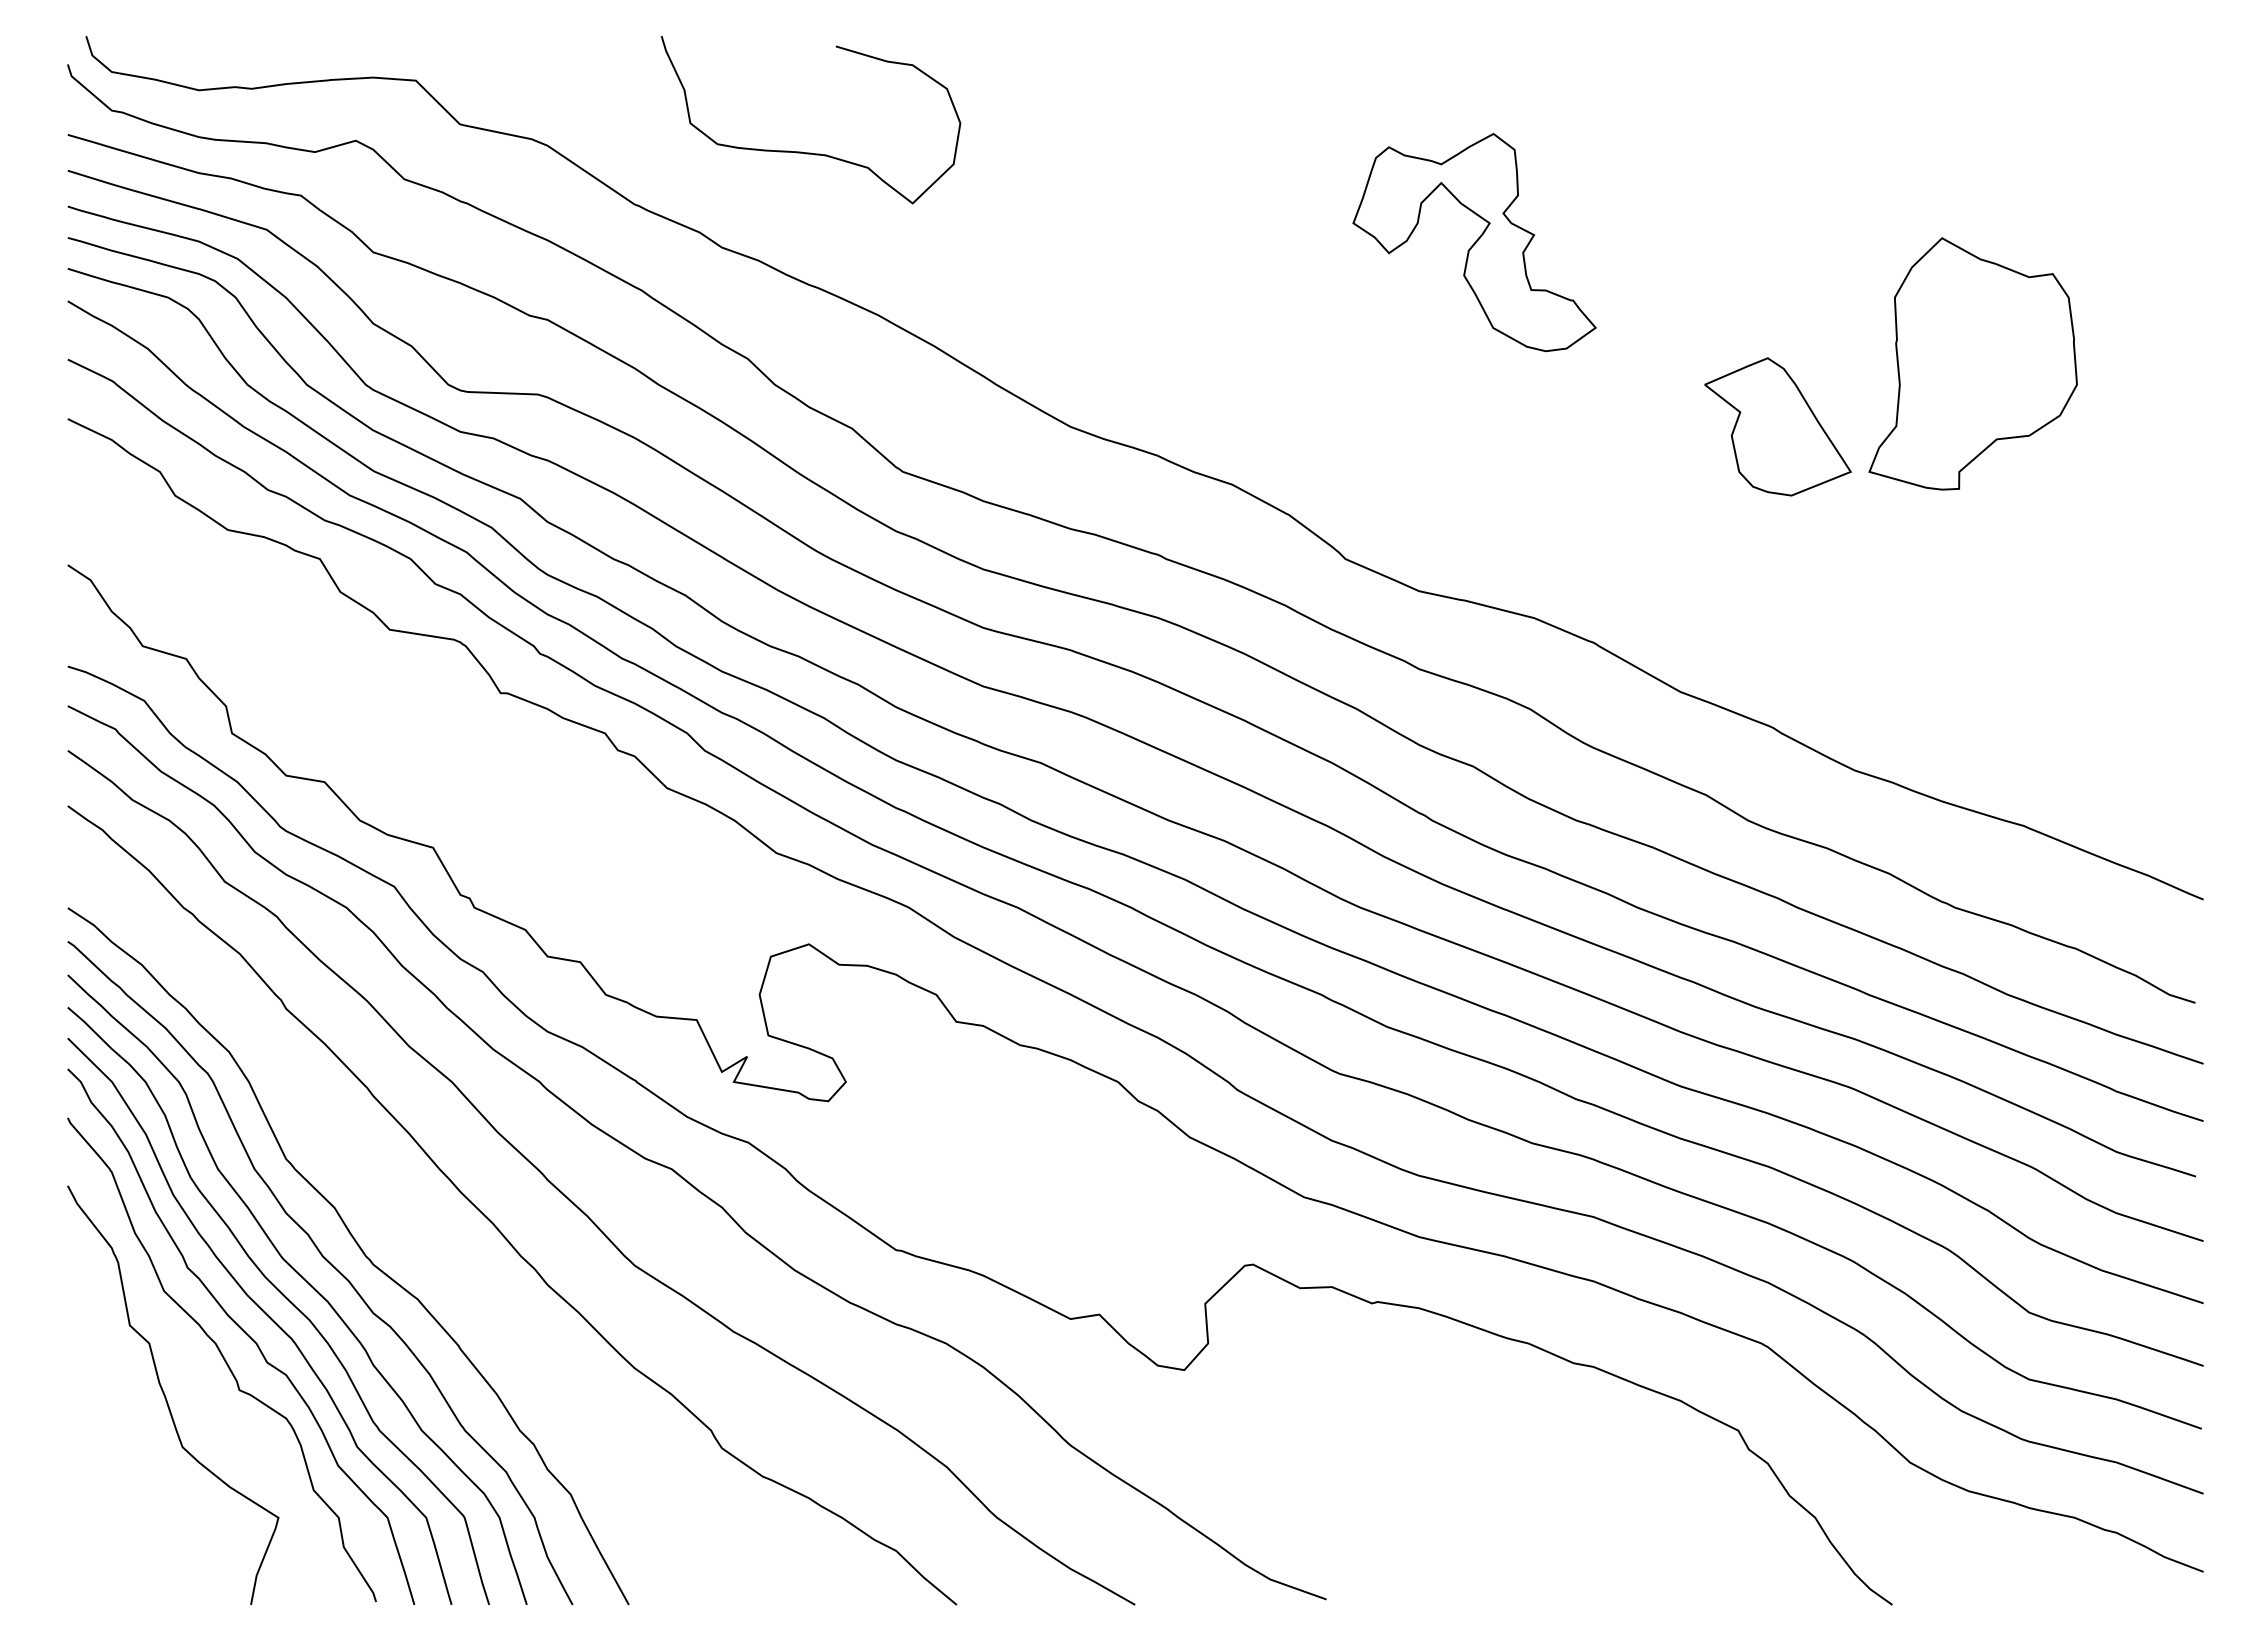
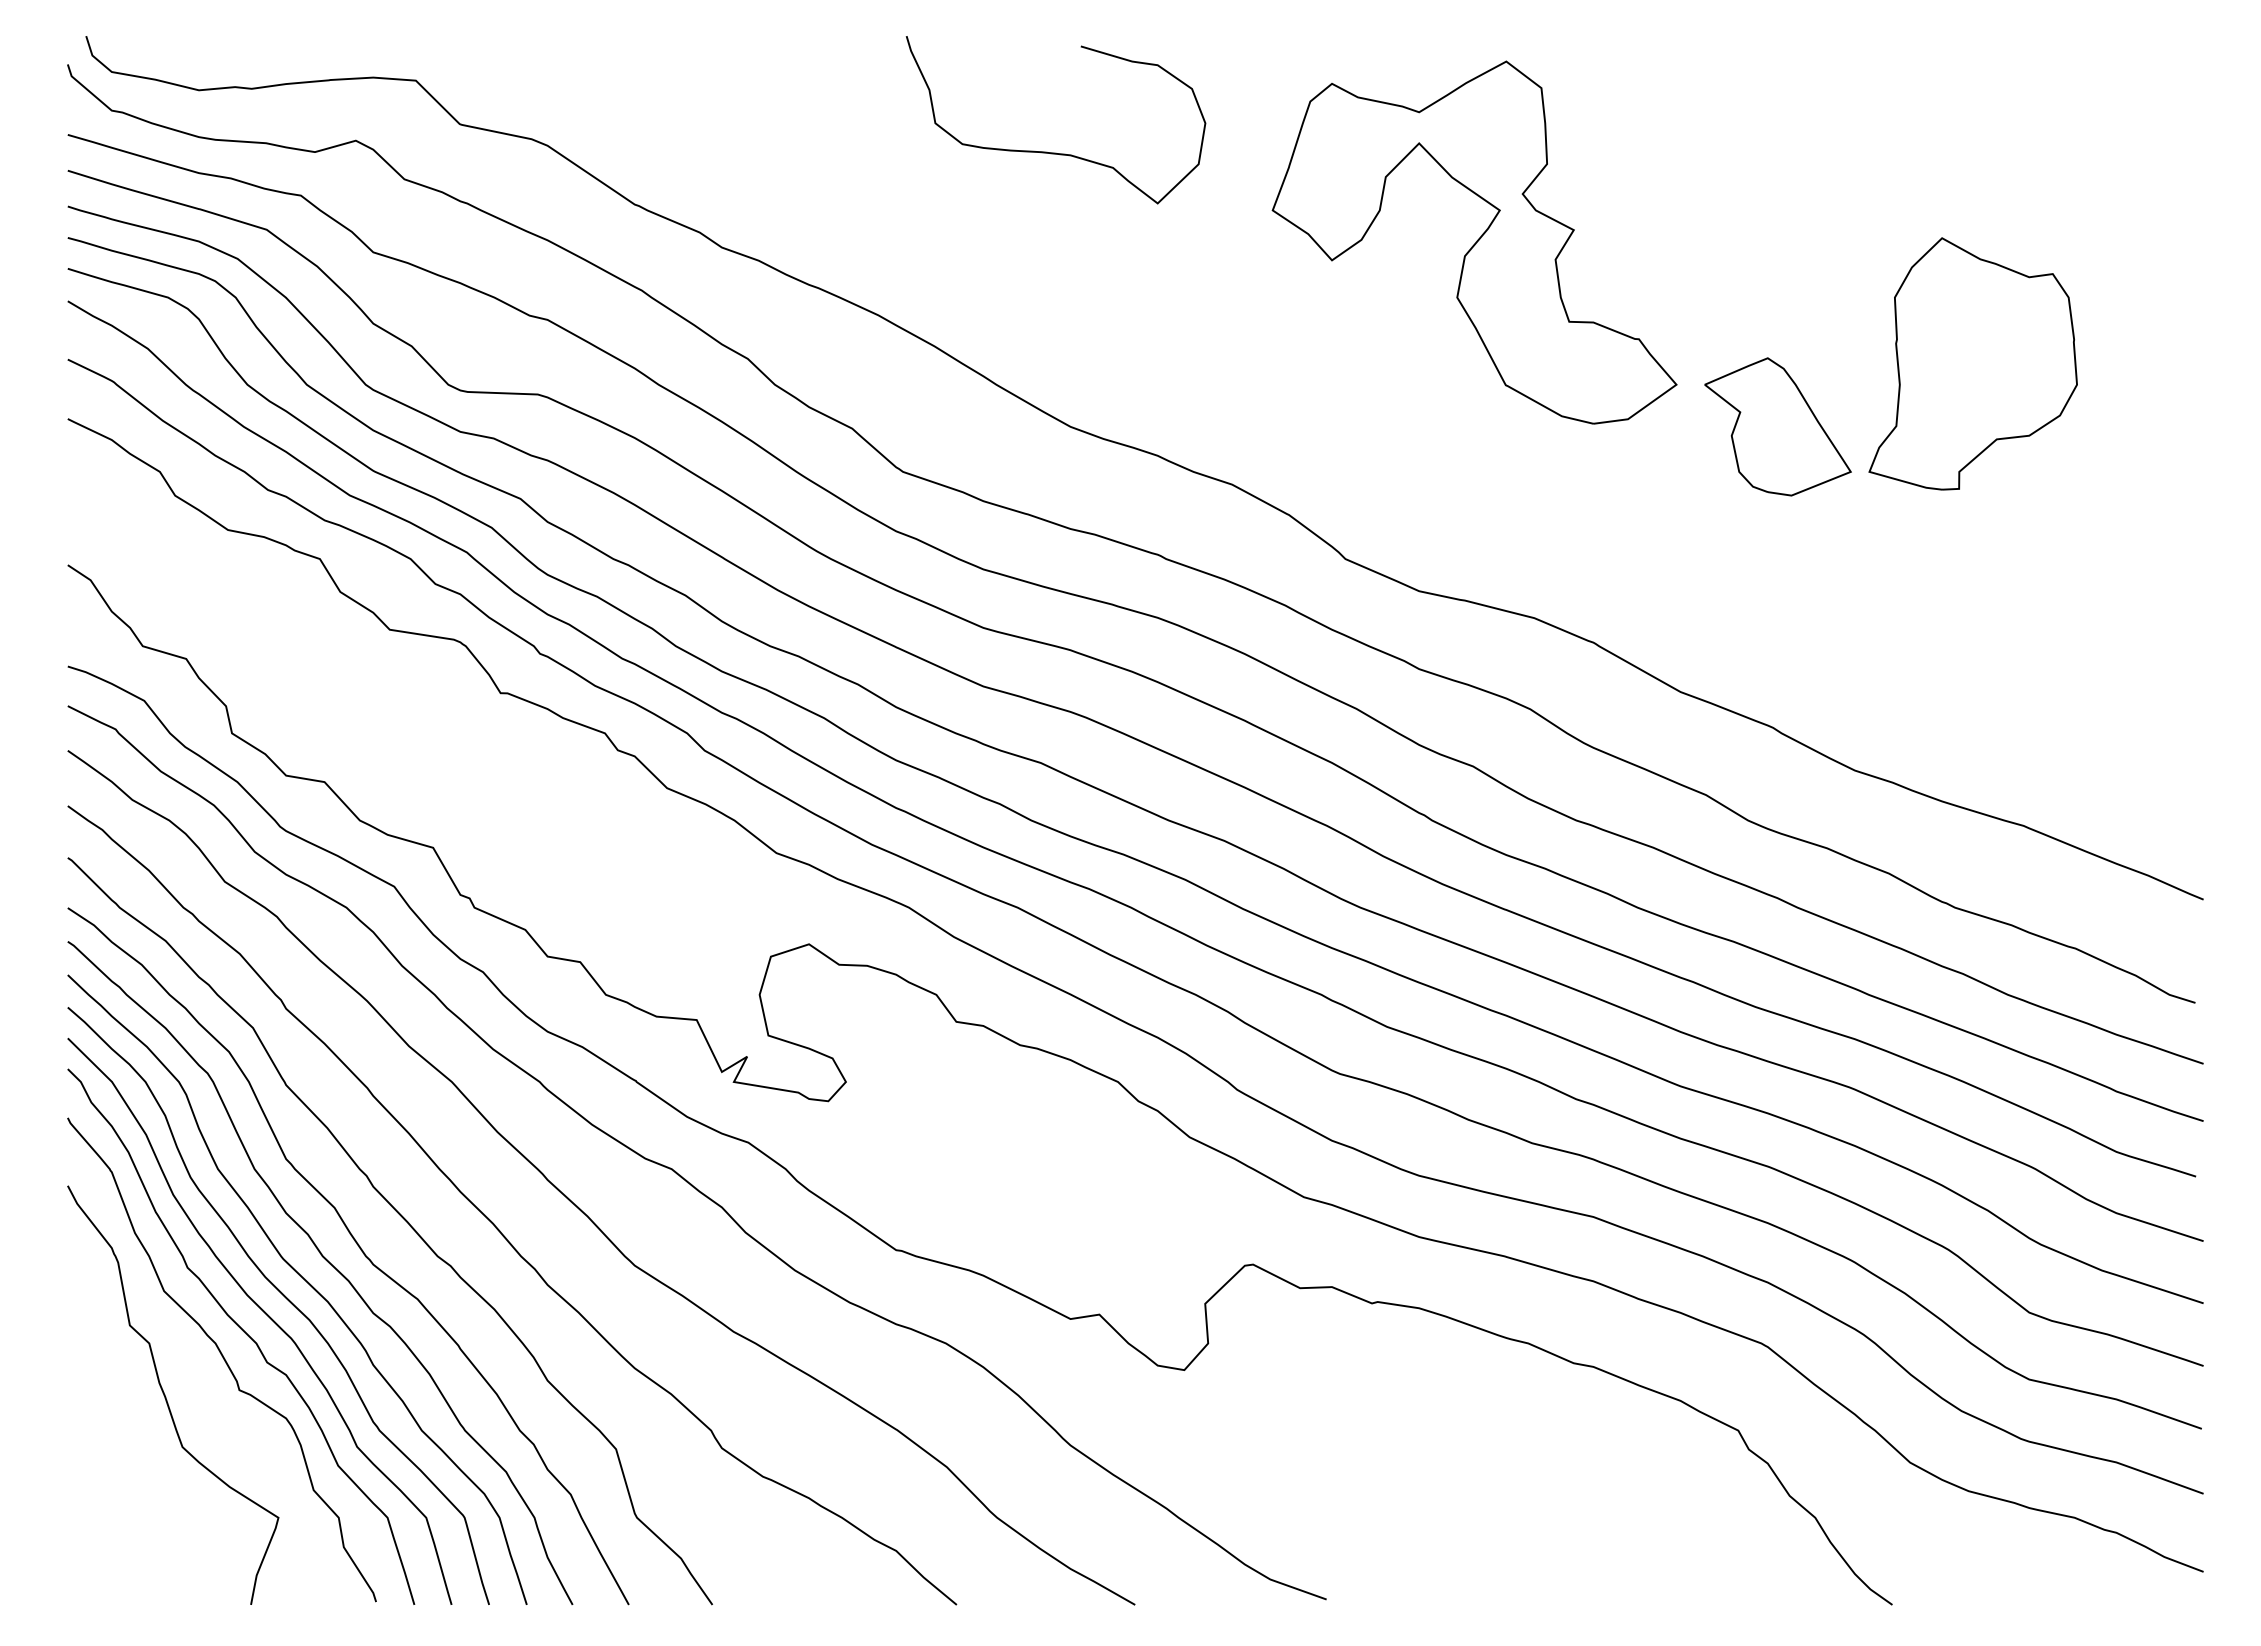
curve position: (810, 152) -> (1055, 152) (1055, 152)
part size: 245x220 px -> 407x365 px (1474, 242)
curve: none -> present (402, 1218)
